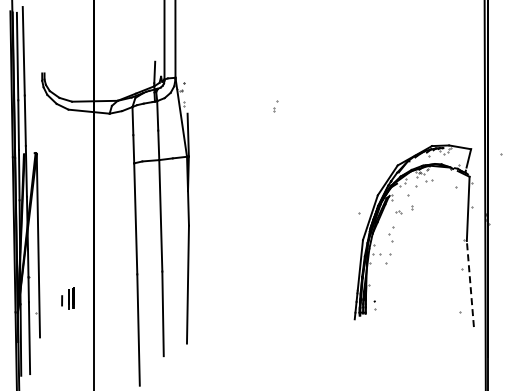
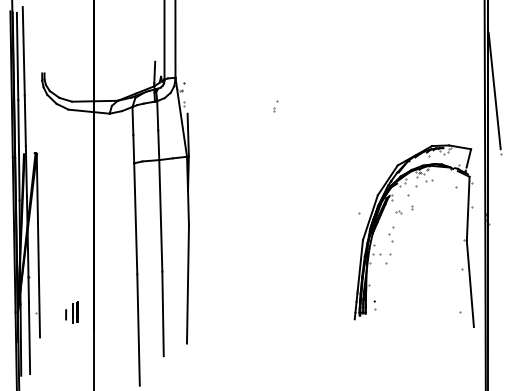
line: none -> present (494, 90)
line: dashed -> solid (470, 283)
part position: (67, 298) -> (71, 312) (71, 312)
